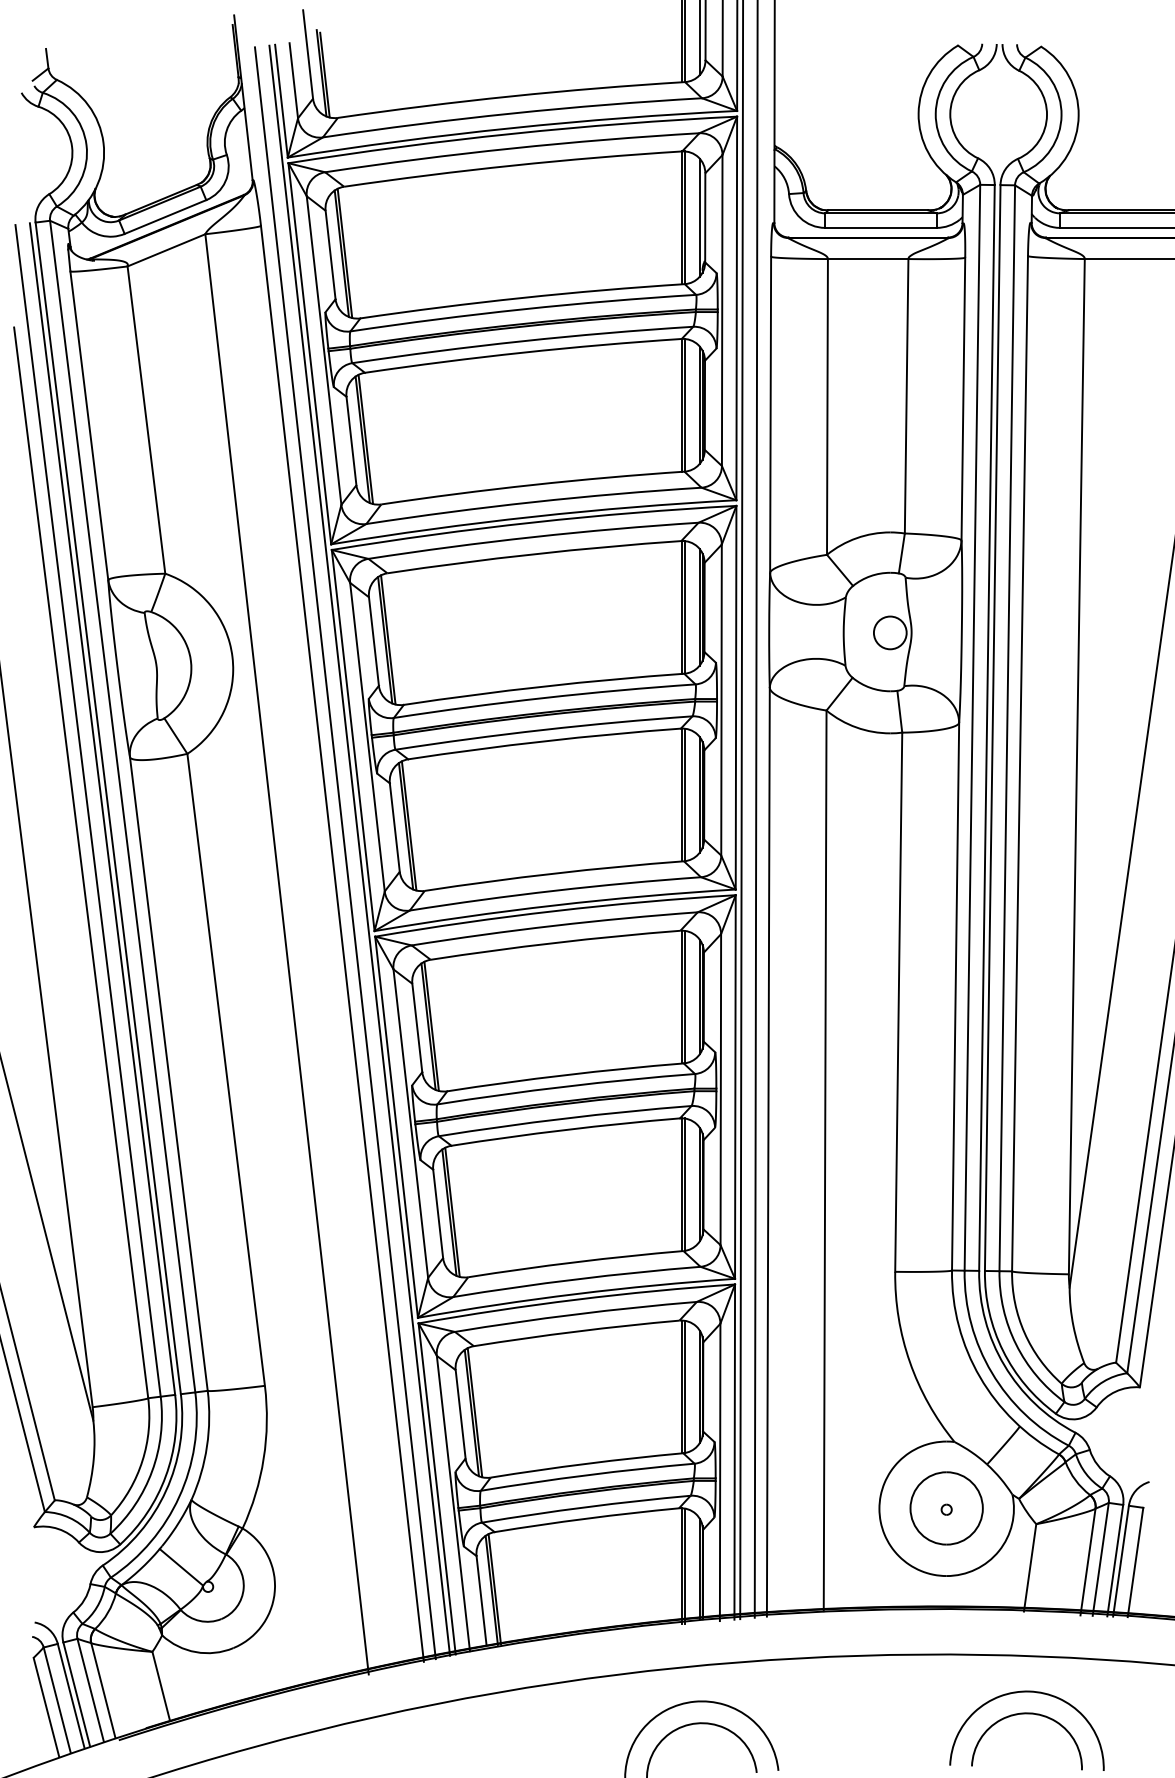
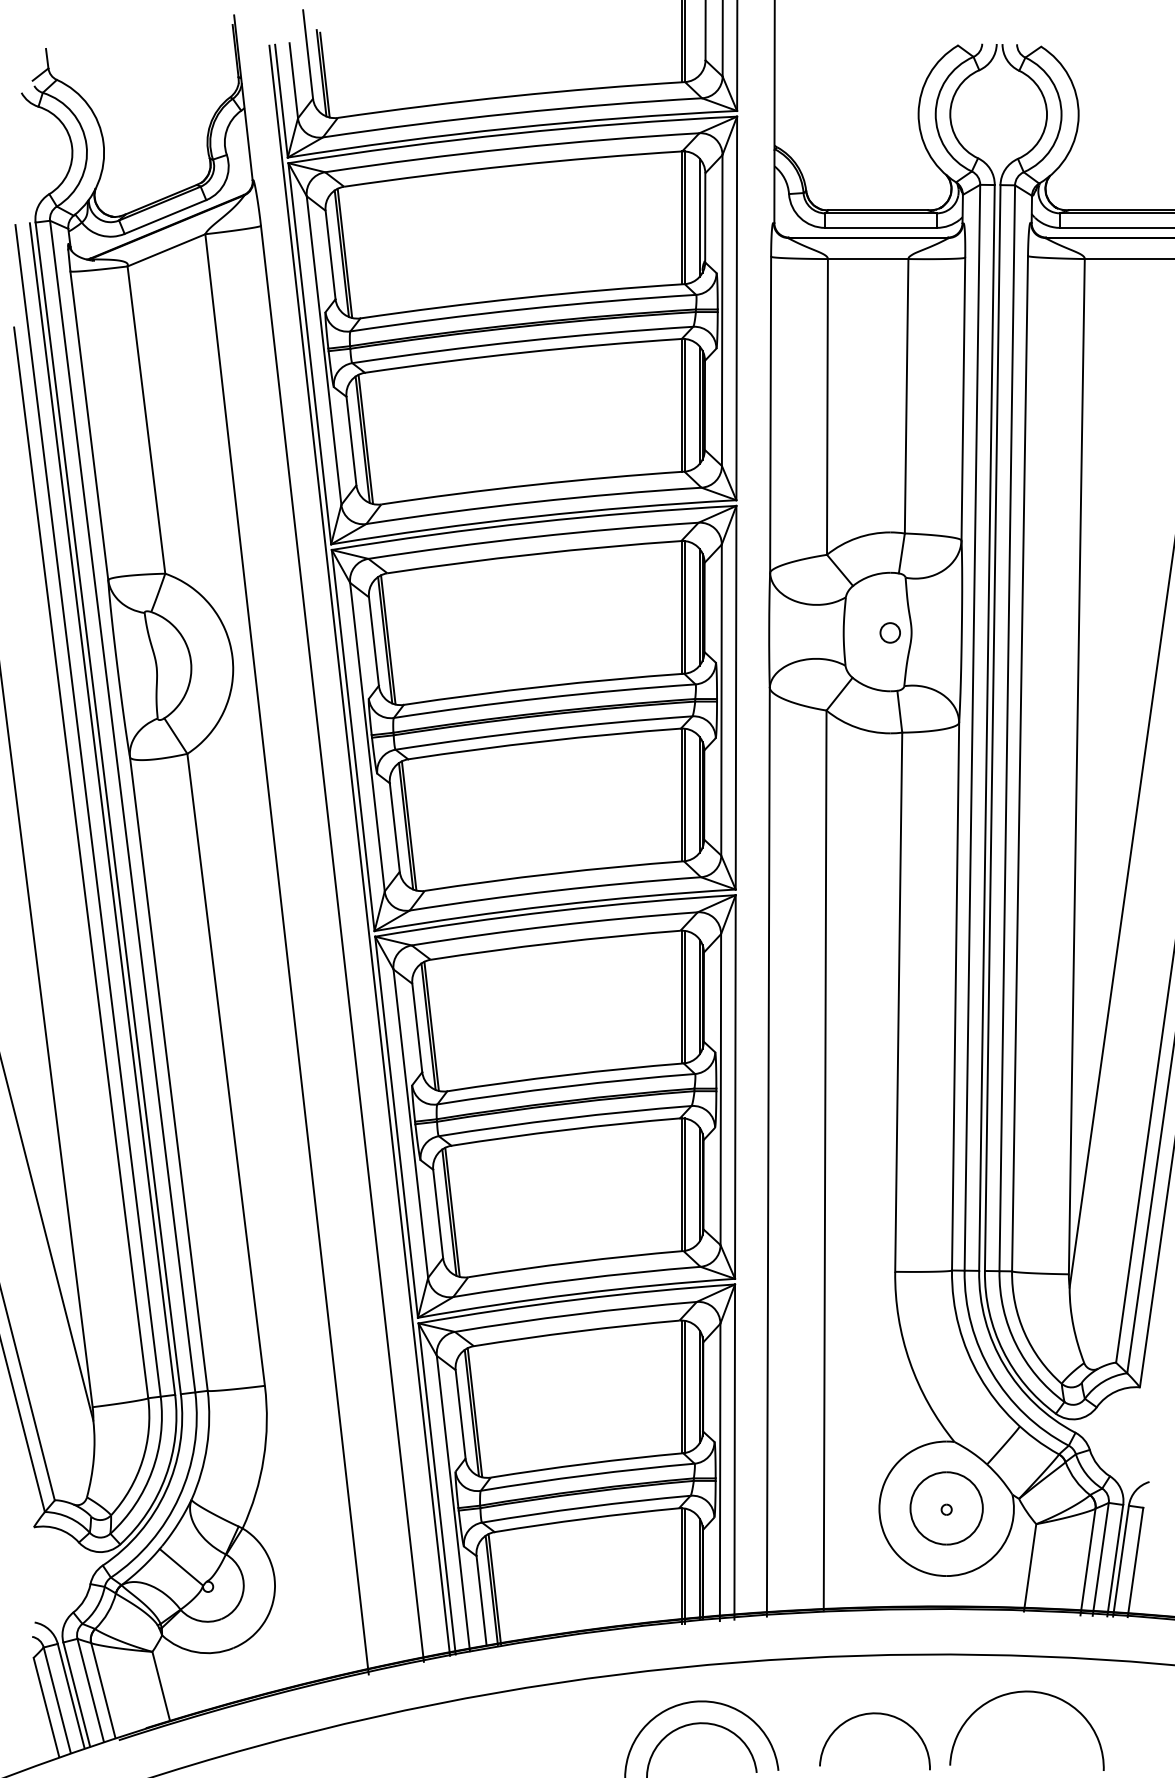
line: present -> none (699, 38)
circle diameter: 33 px -> 20 px (890, 632)
line: present -> none (755, 809)
line: present -> none (741, 810)
line: present -> none (344, 853)
arc position: (1026, 1714) -> (874, 1714) (874, 1714)
